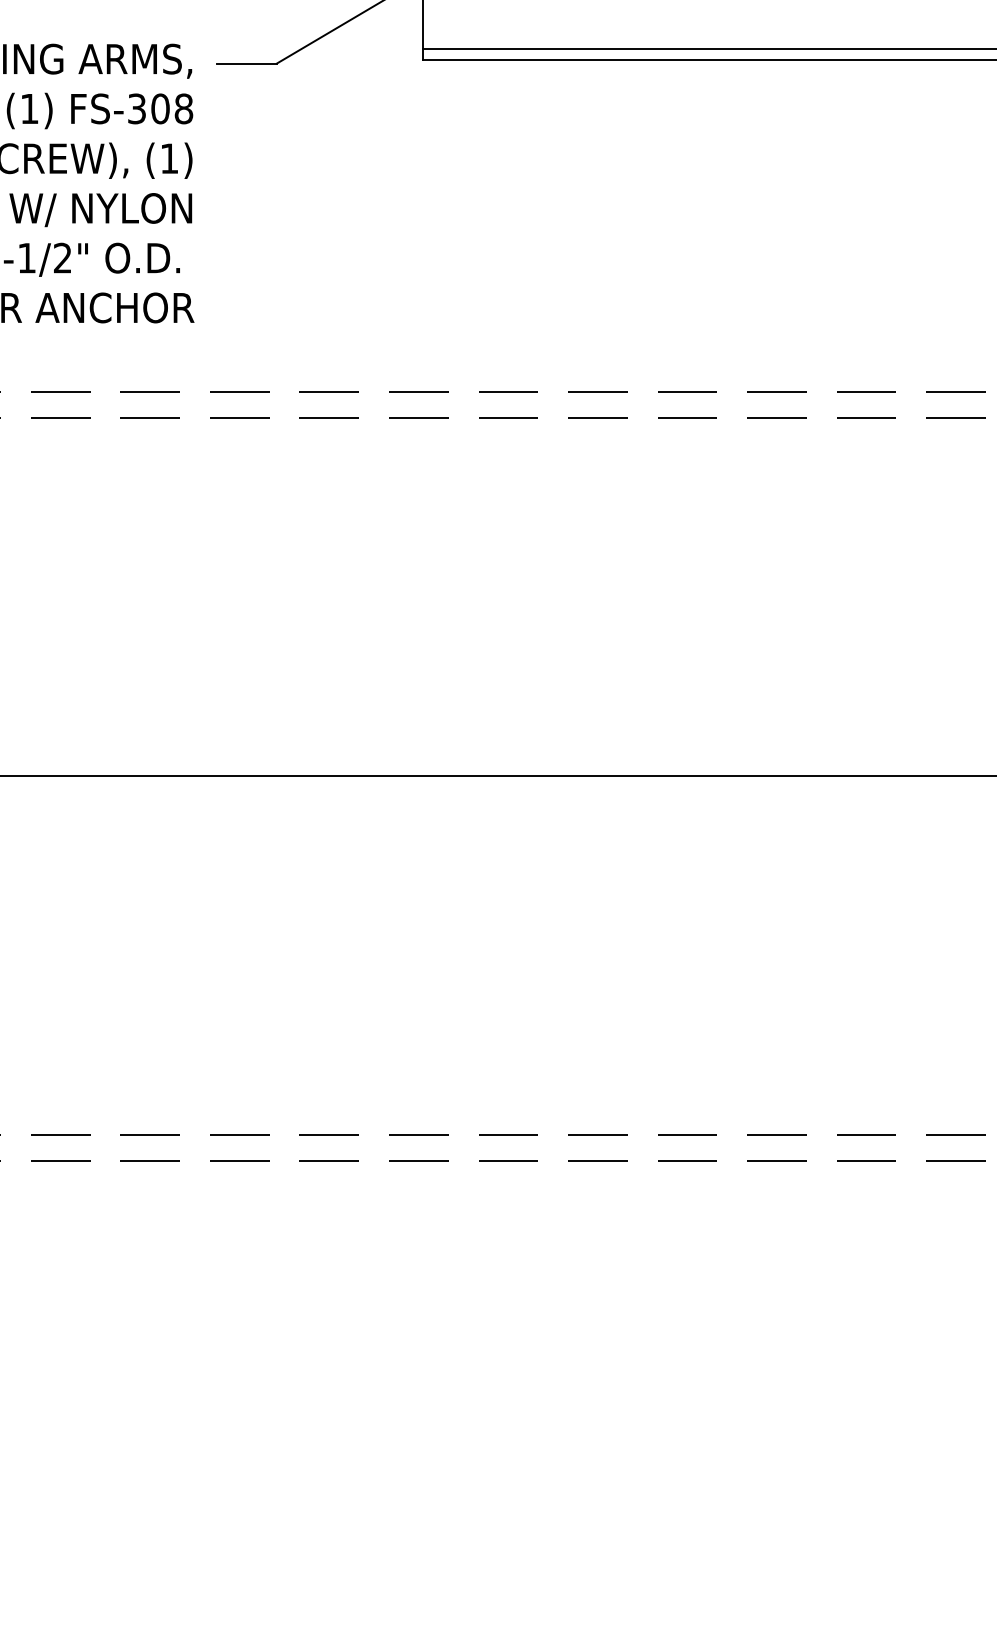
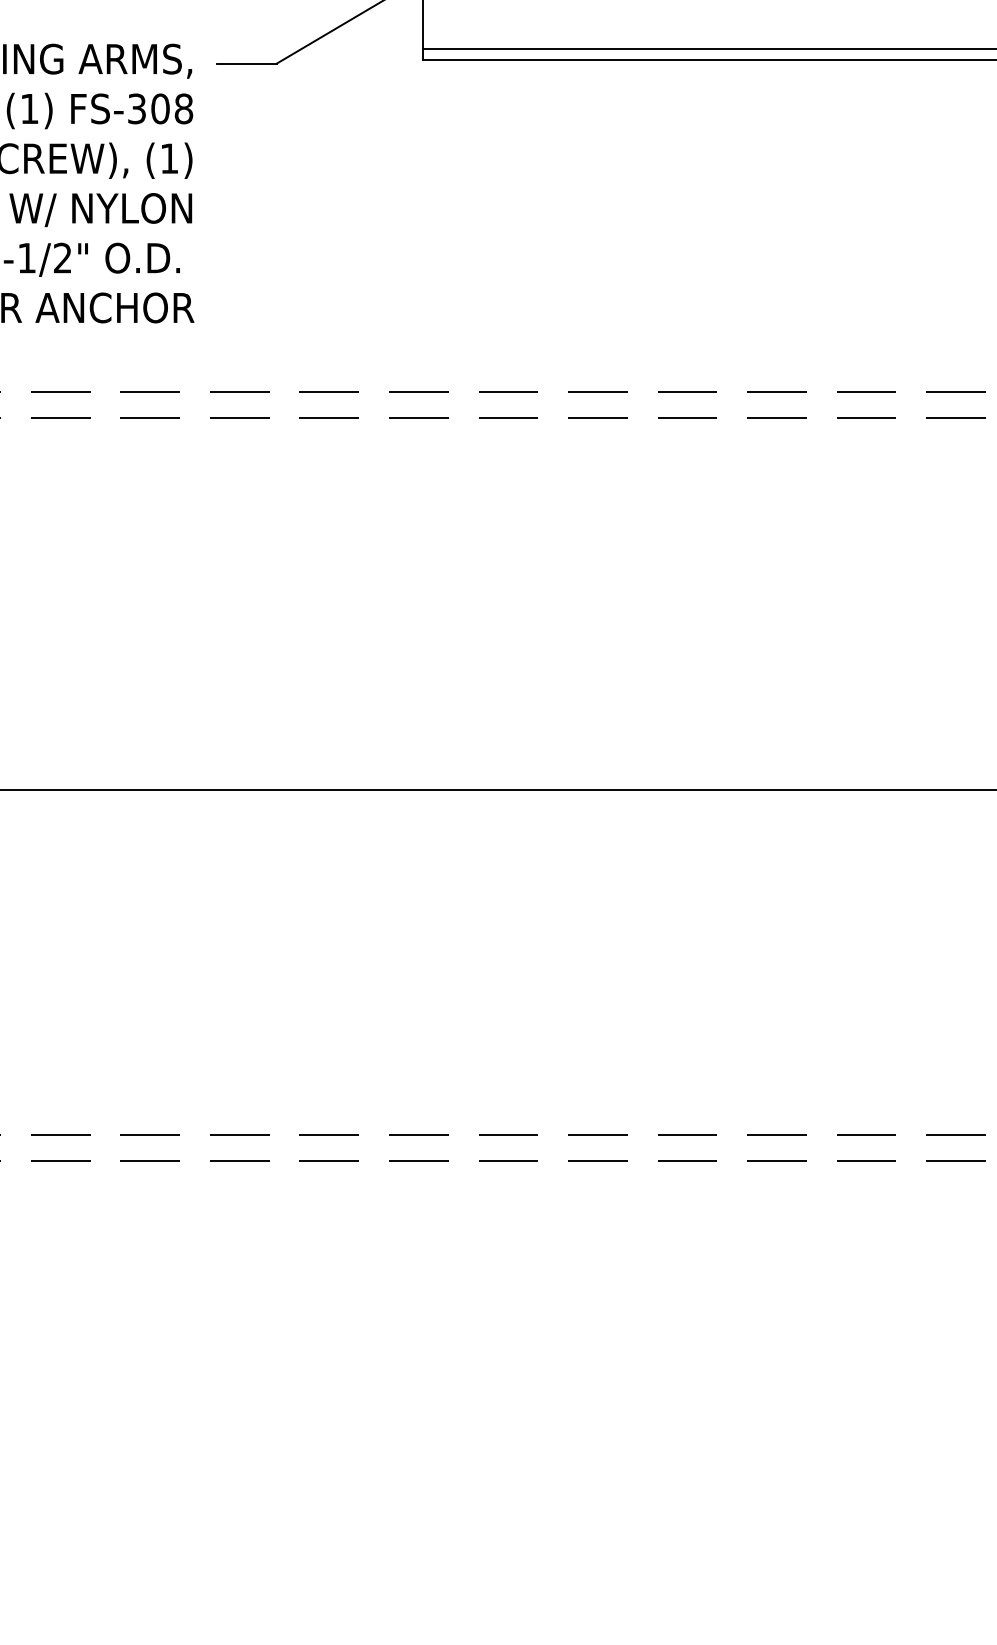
line position: (497, 776) -> (497, 790) (497, 790)
